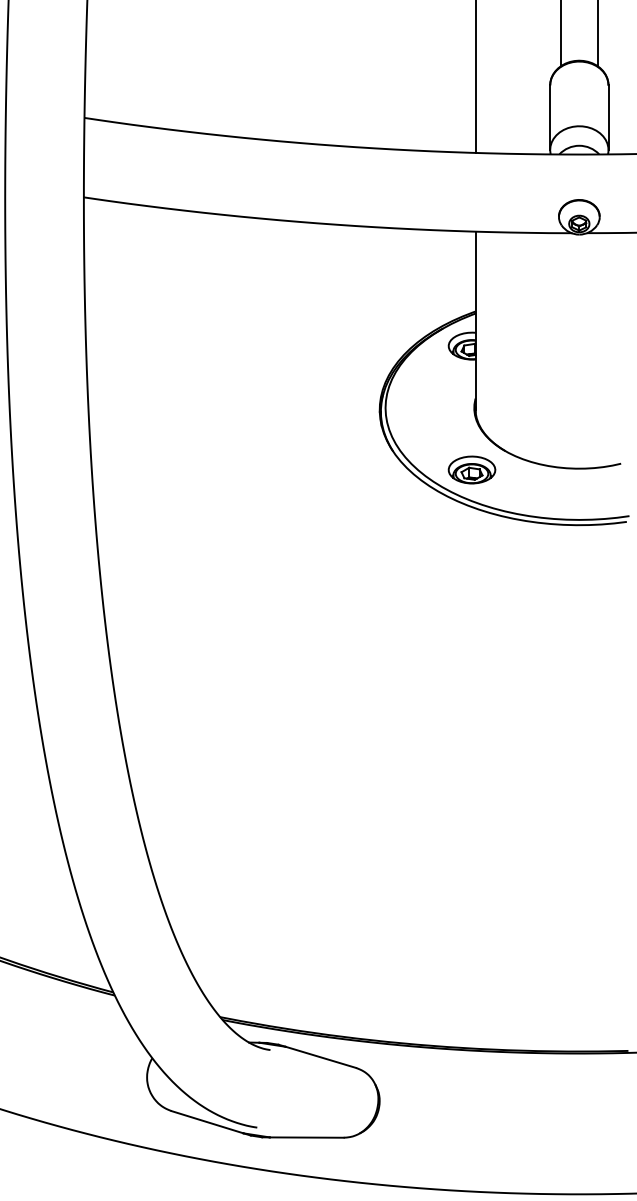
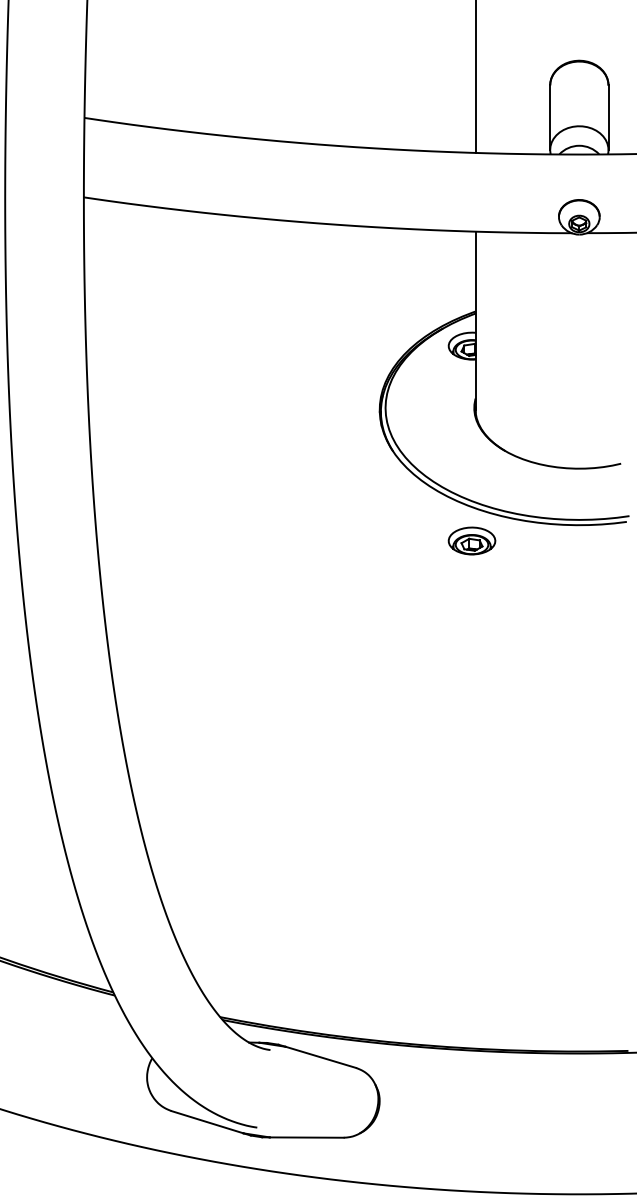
line: present -> none (560, 34)
line: present -> none (598, 34)
part position: (471, 469) -> (471, 540) (471, 540)
